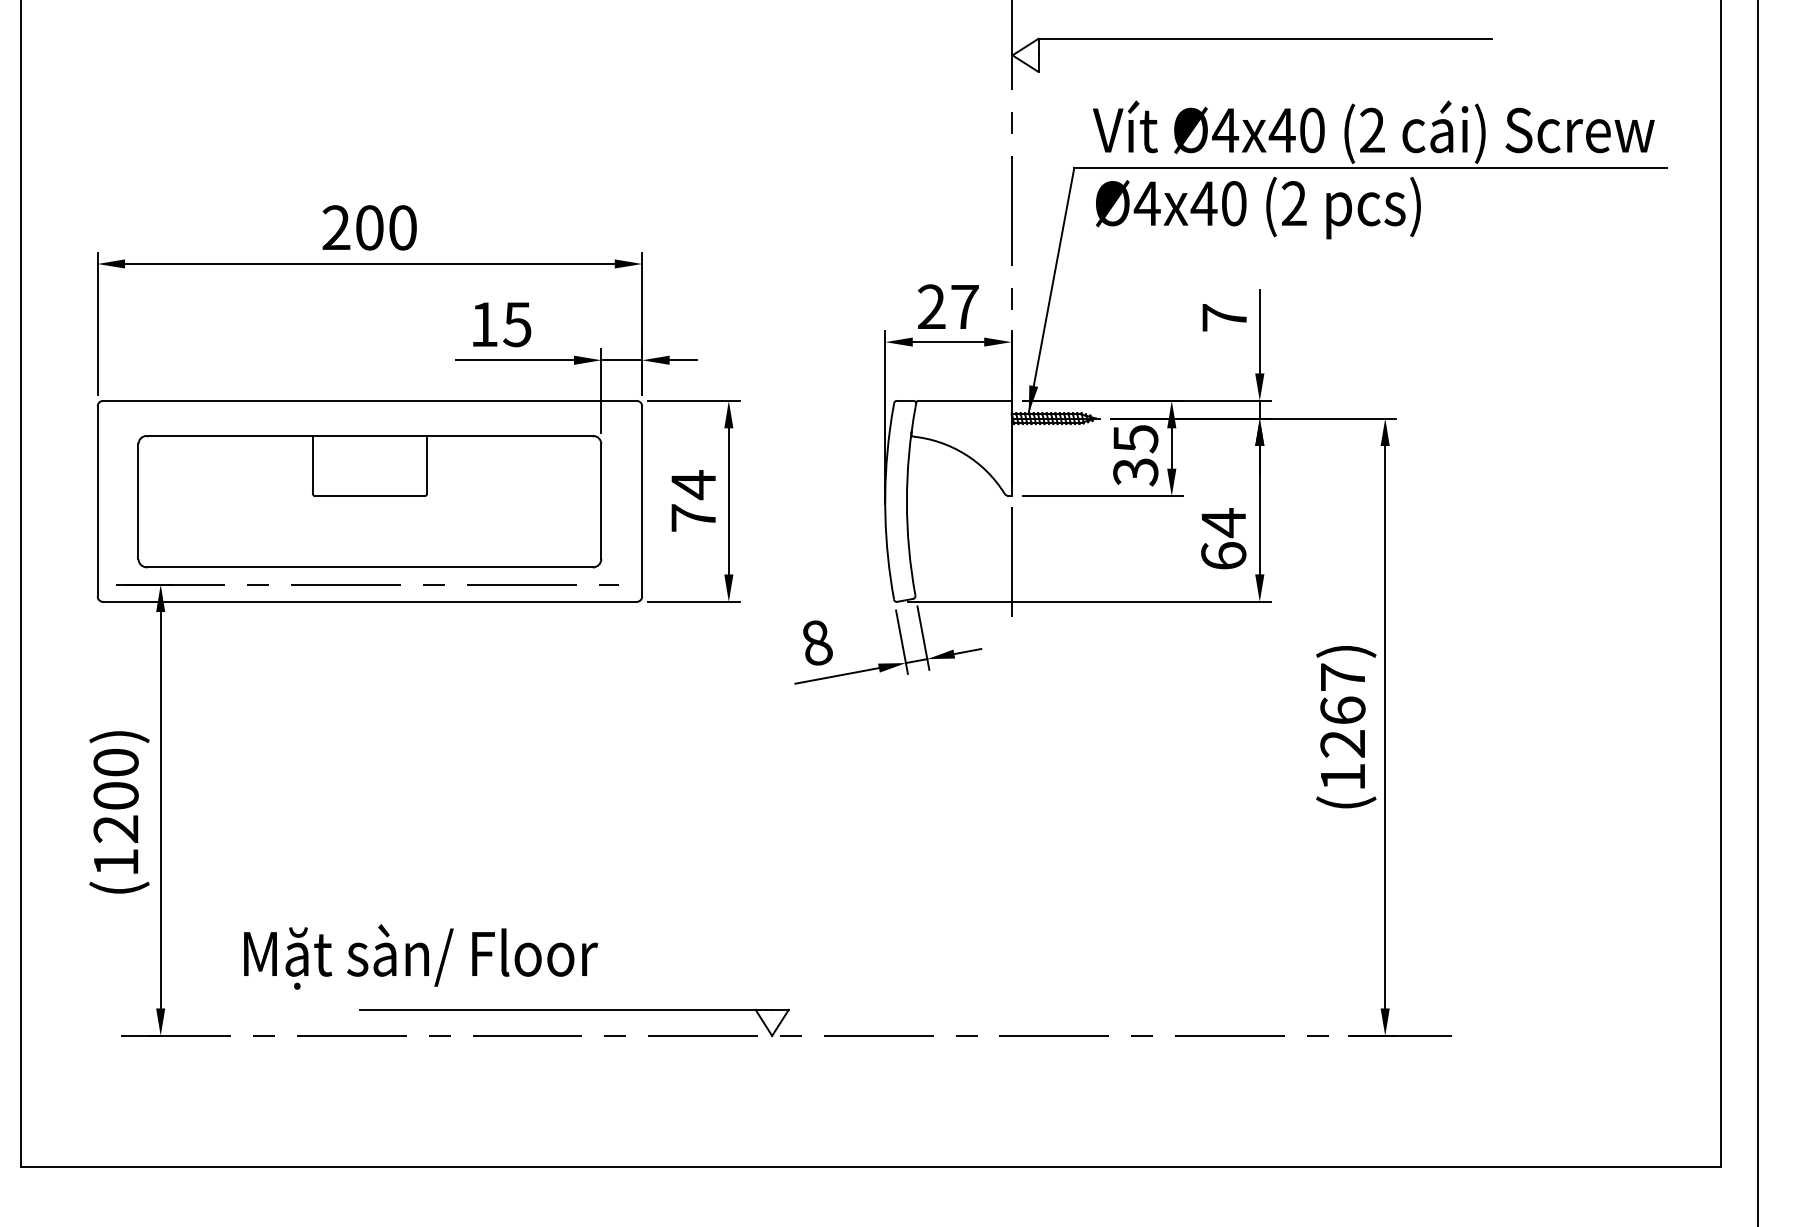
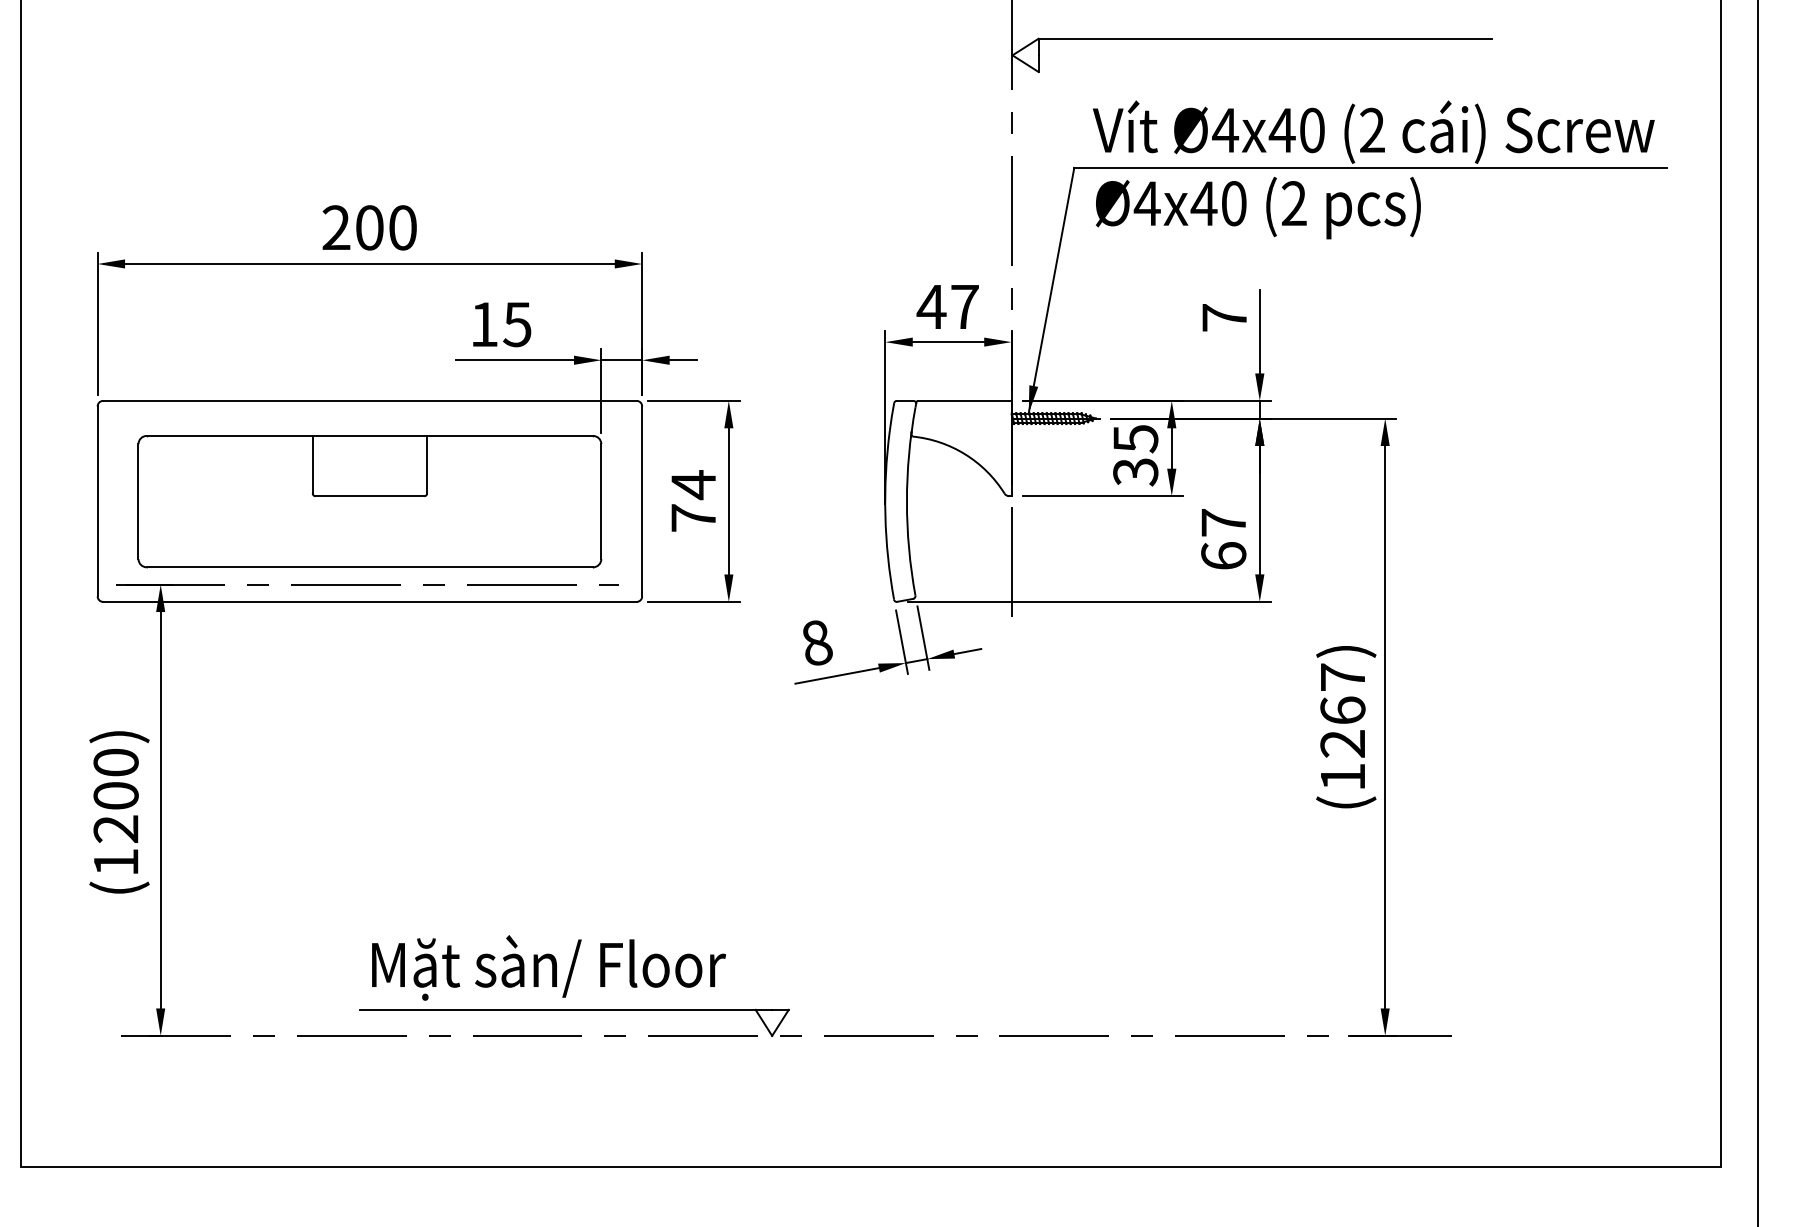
text: 27 -> 47 (931, 306)
text: 64 -> 67 (1223, 523)
text position: (420, 956) -> (548, 967) (548, 967)
